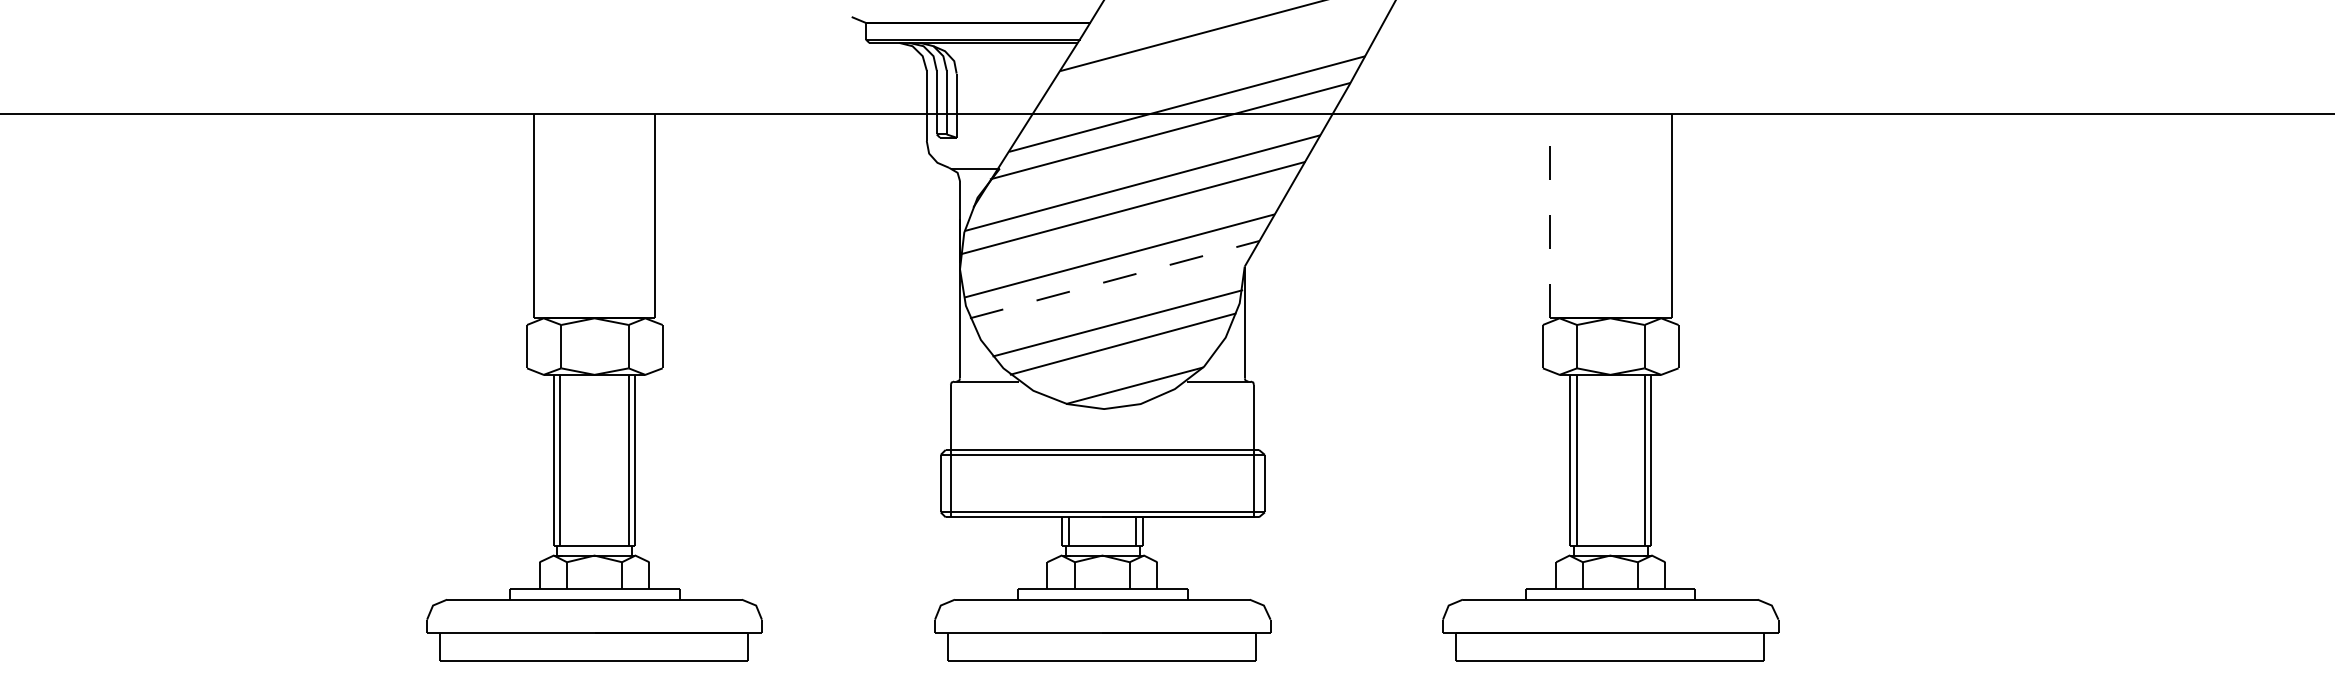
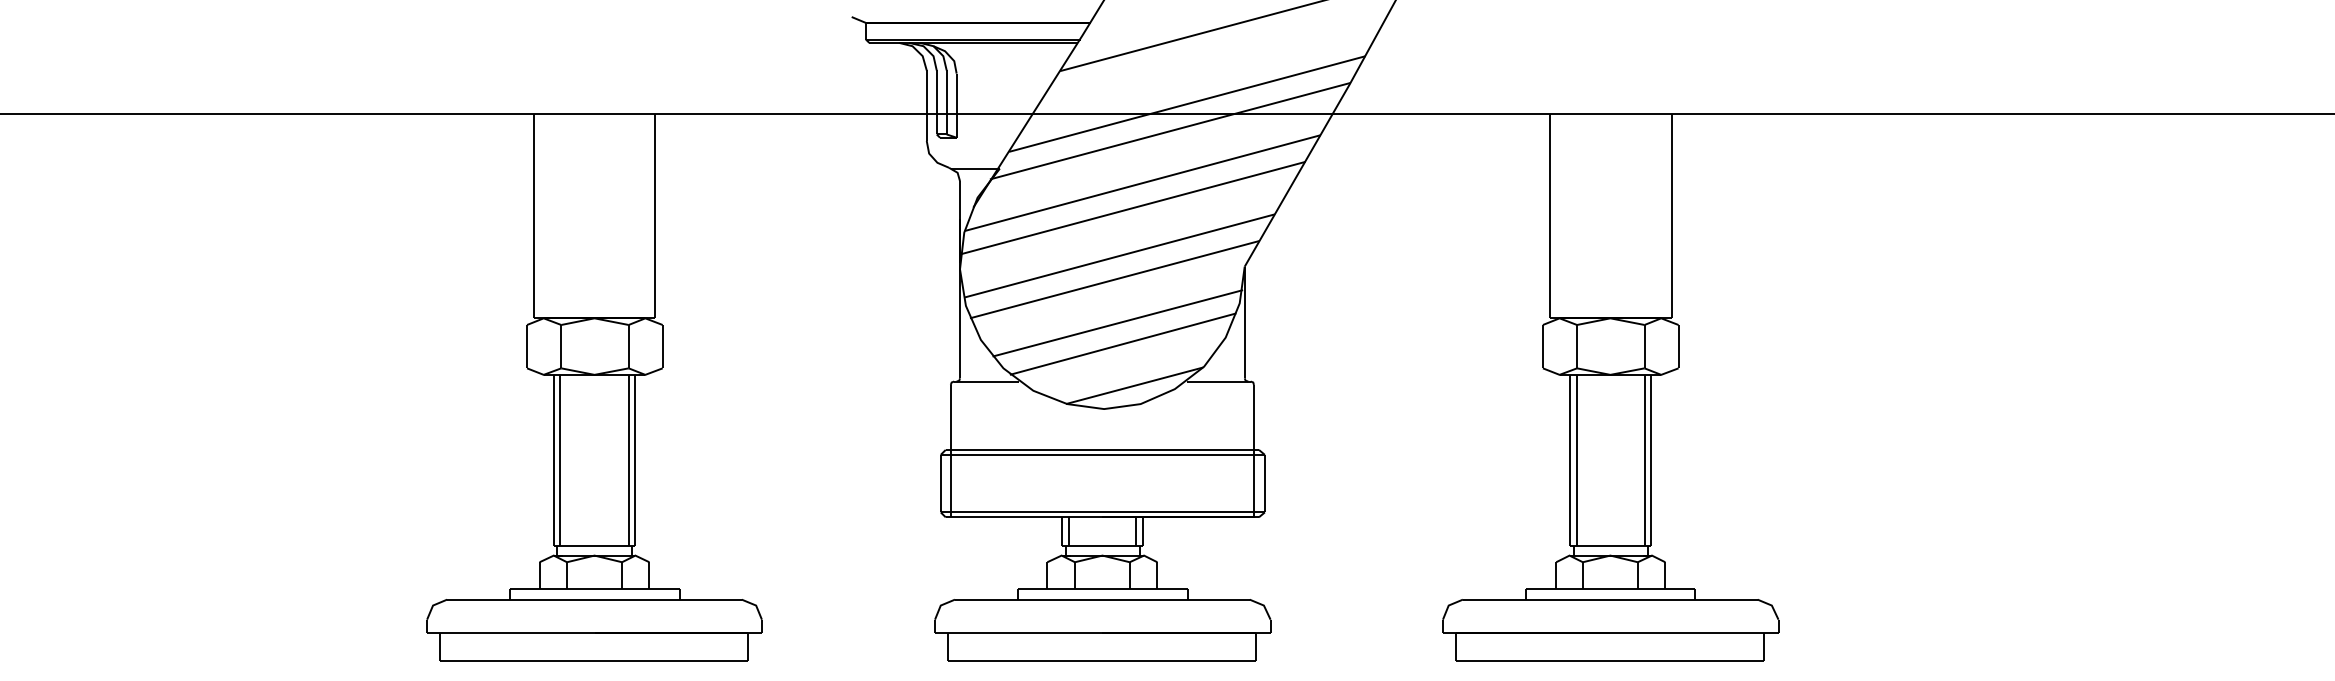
line: dashed -> solid (1549, 216)
line: dashed -> solid (1114, 279)
